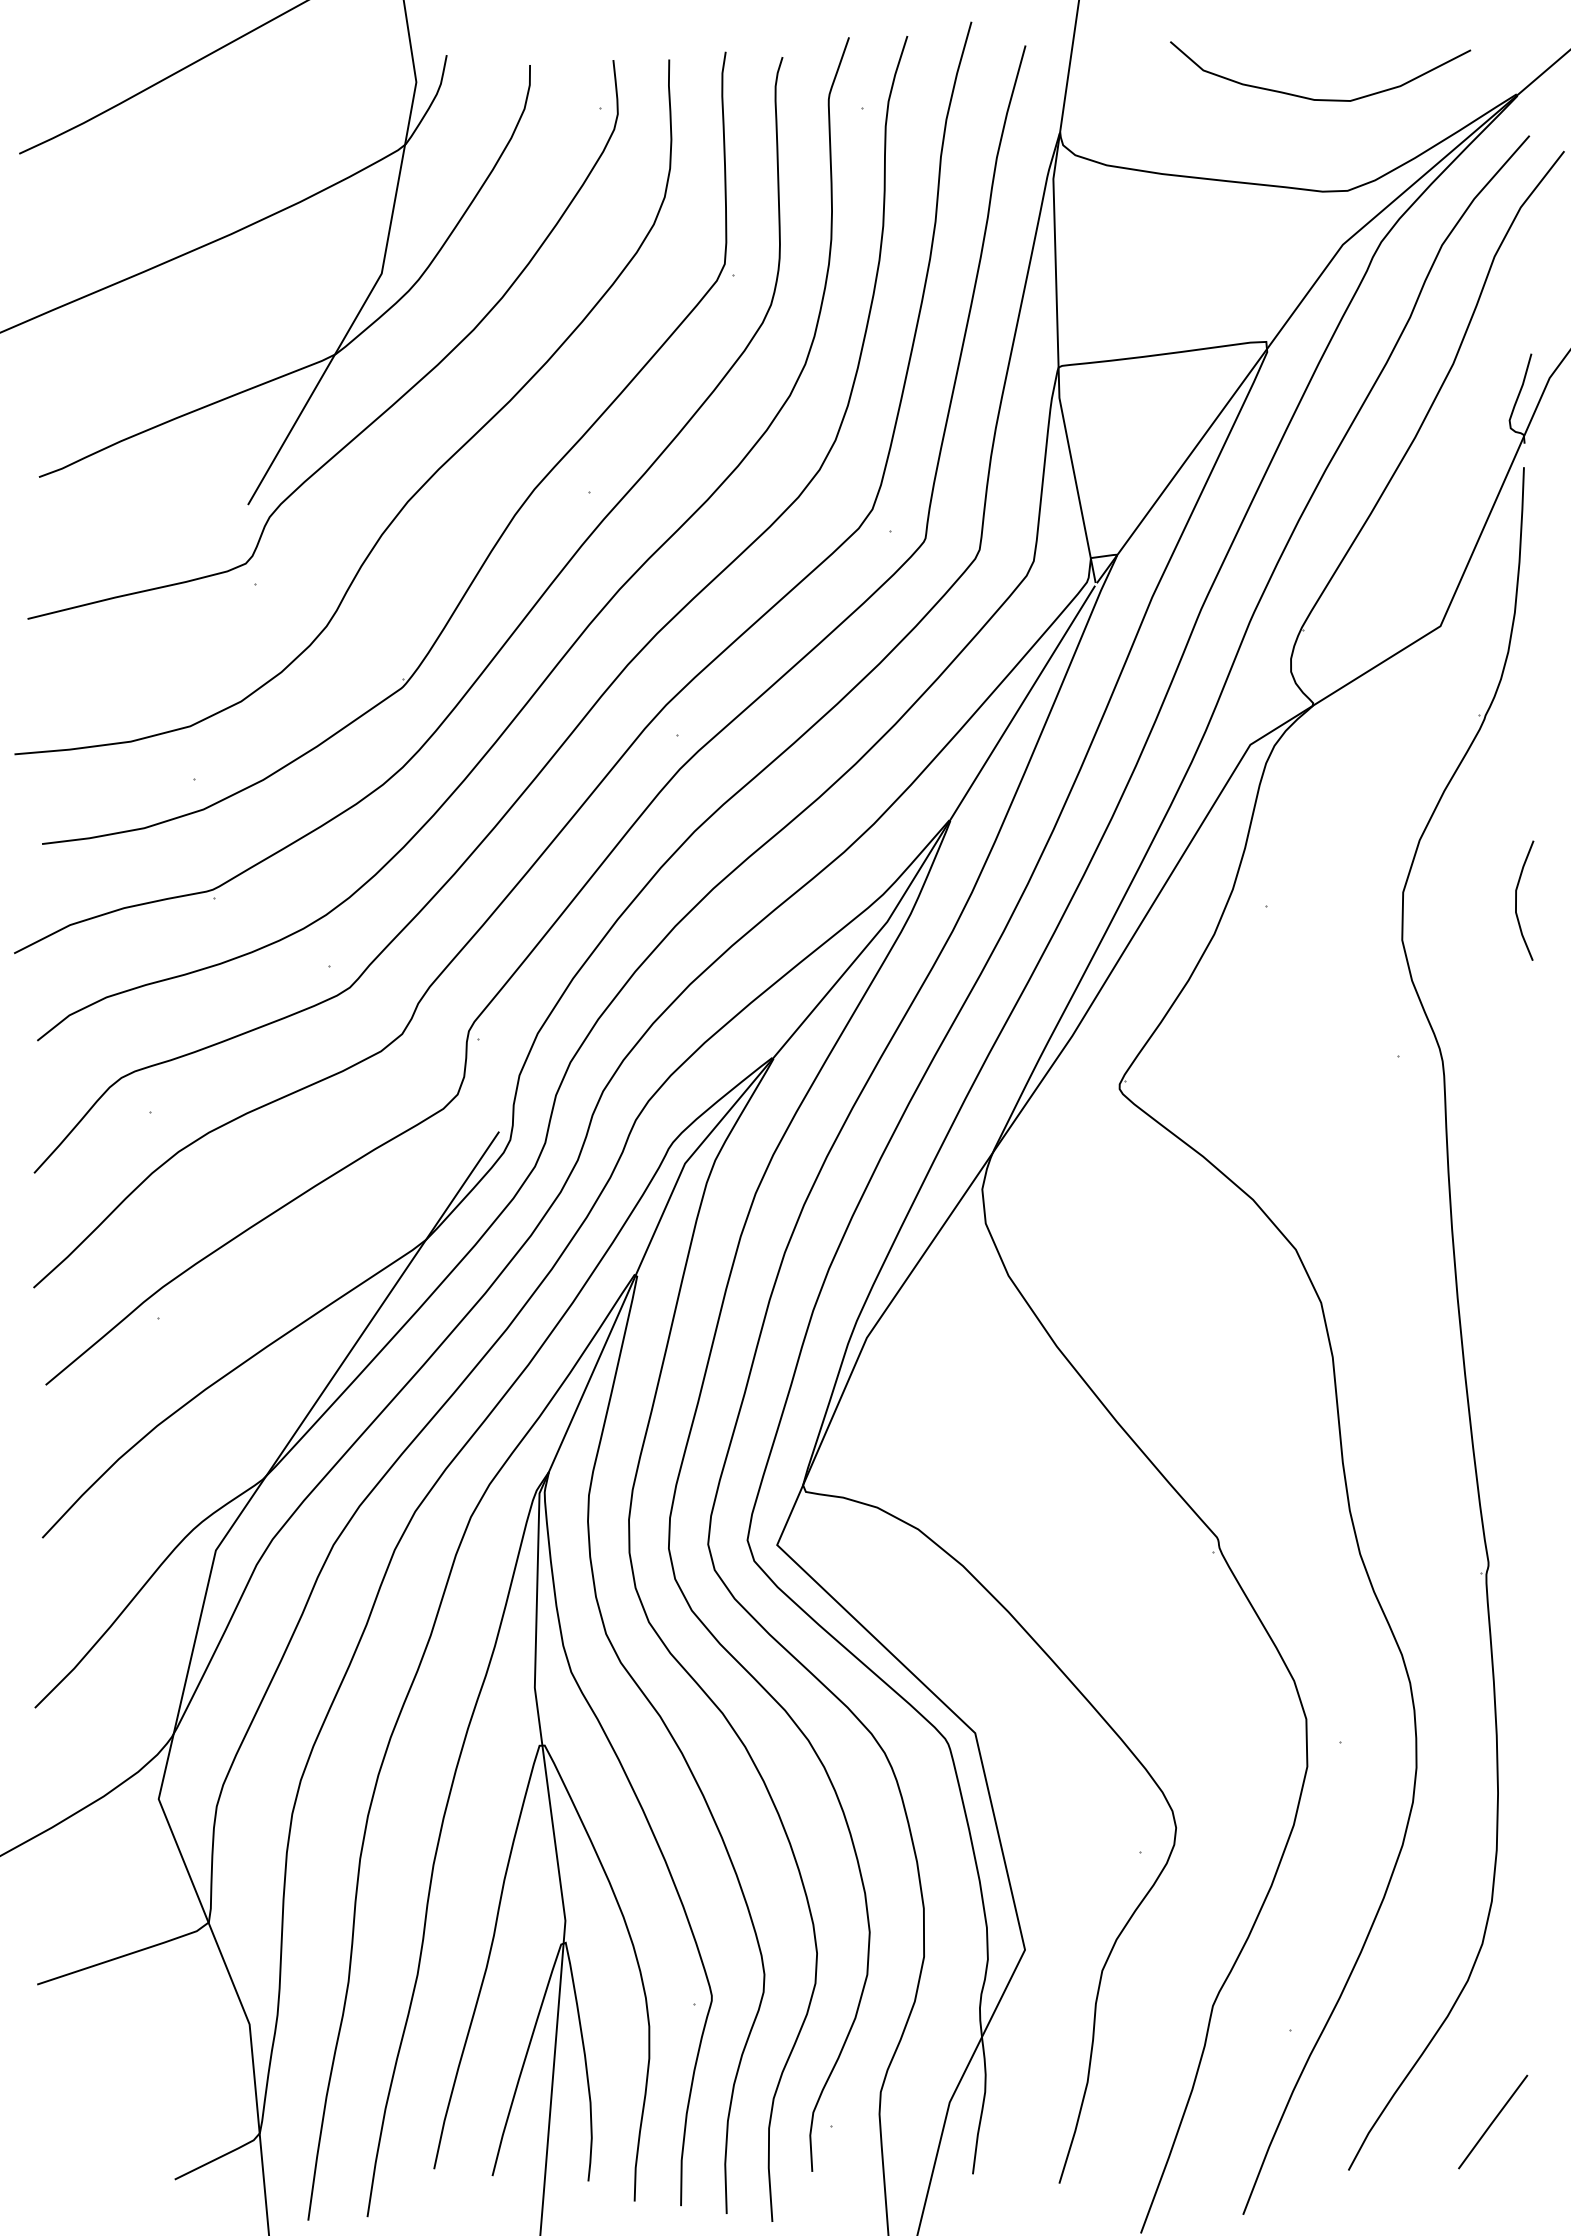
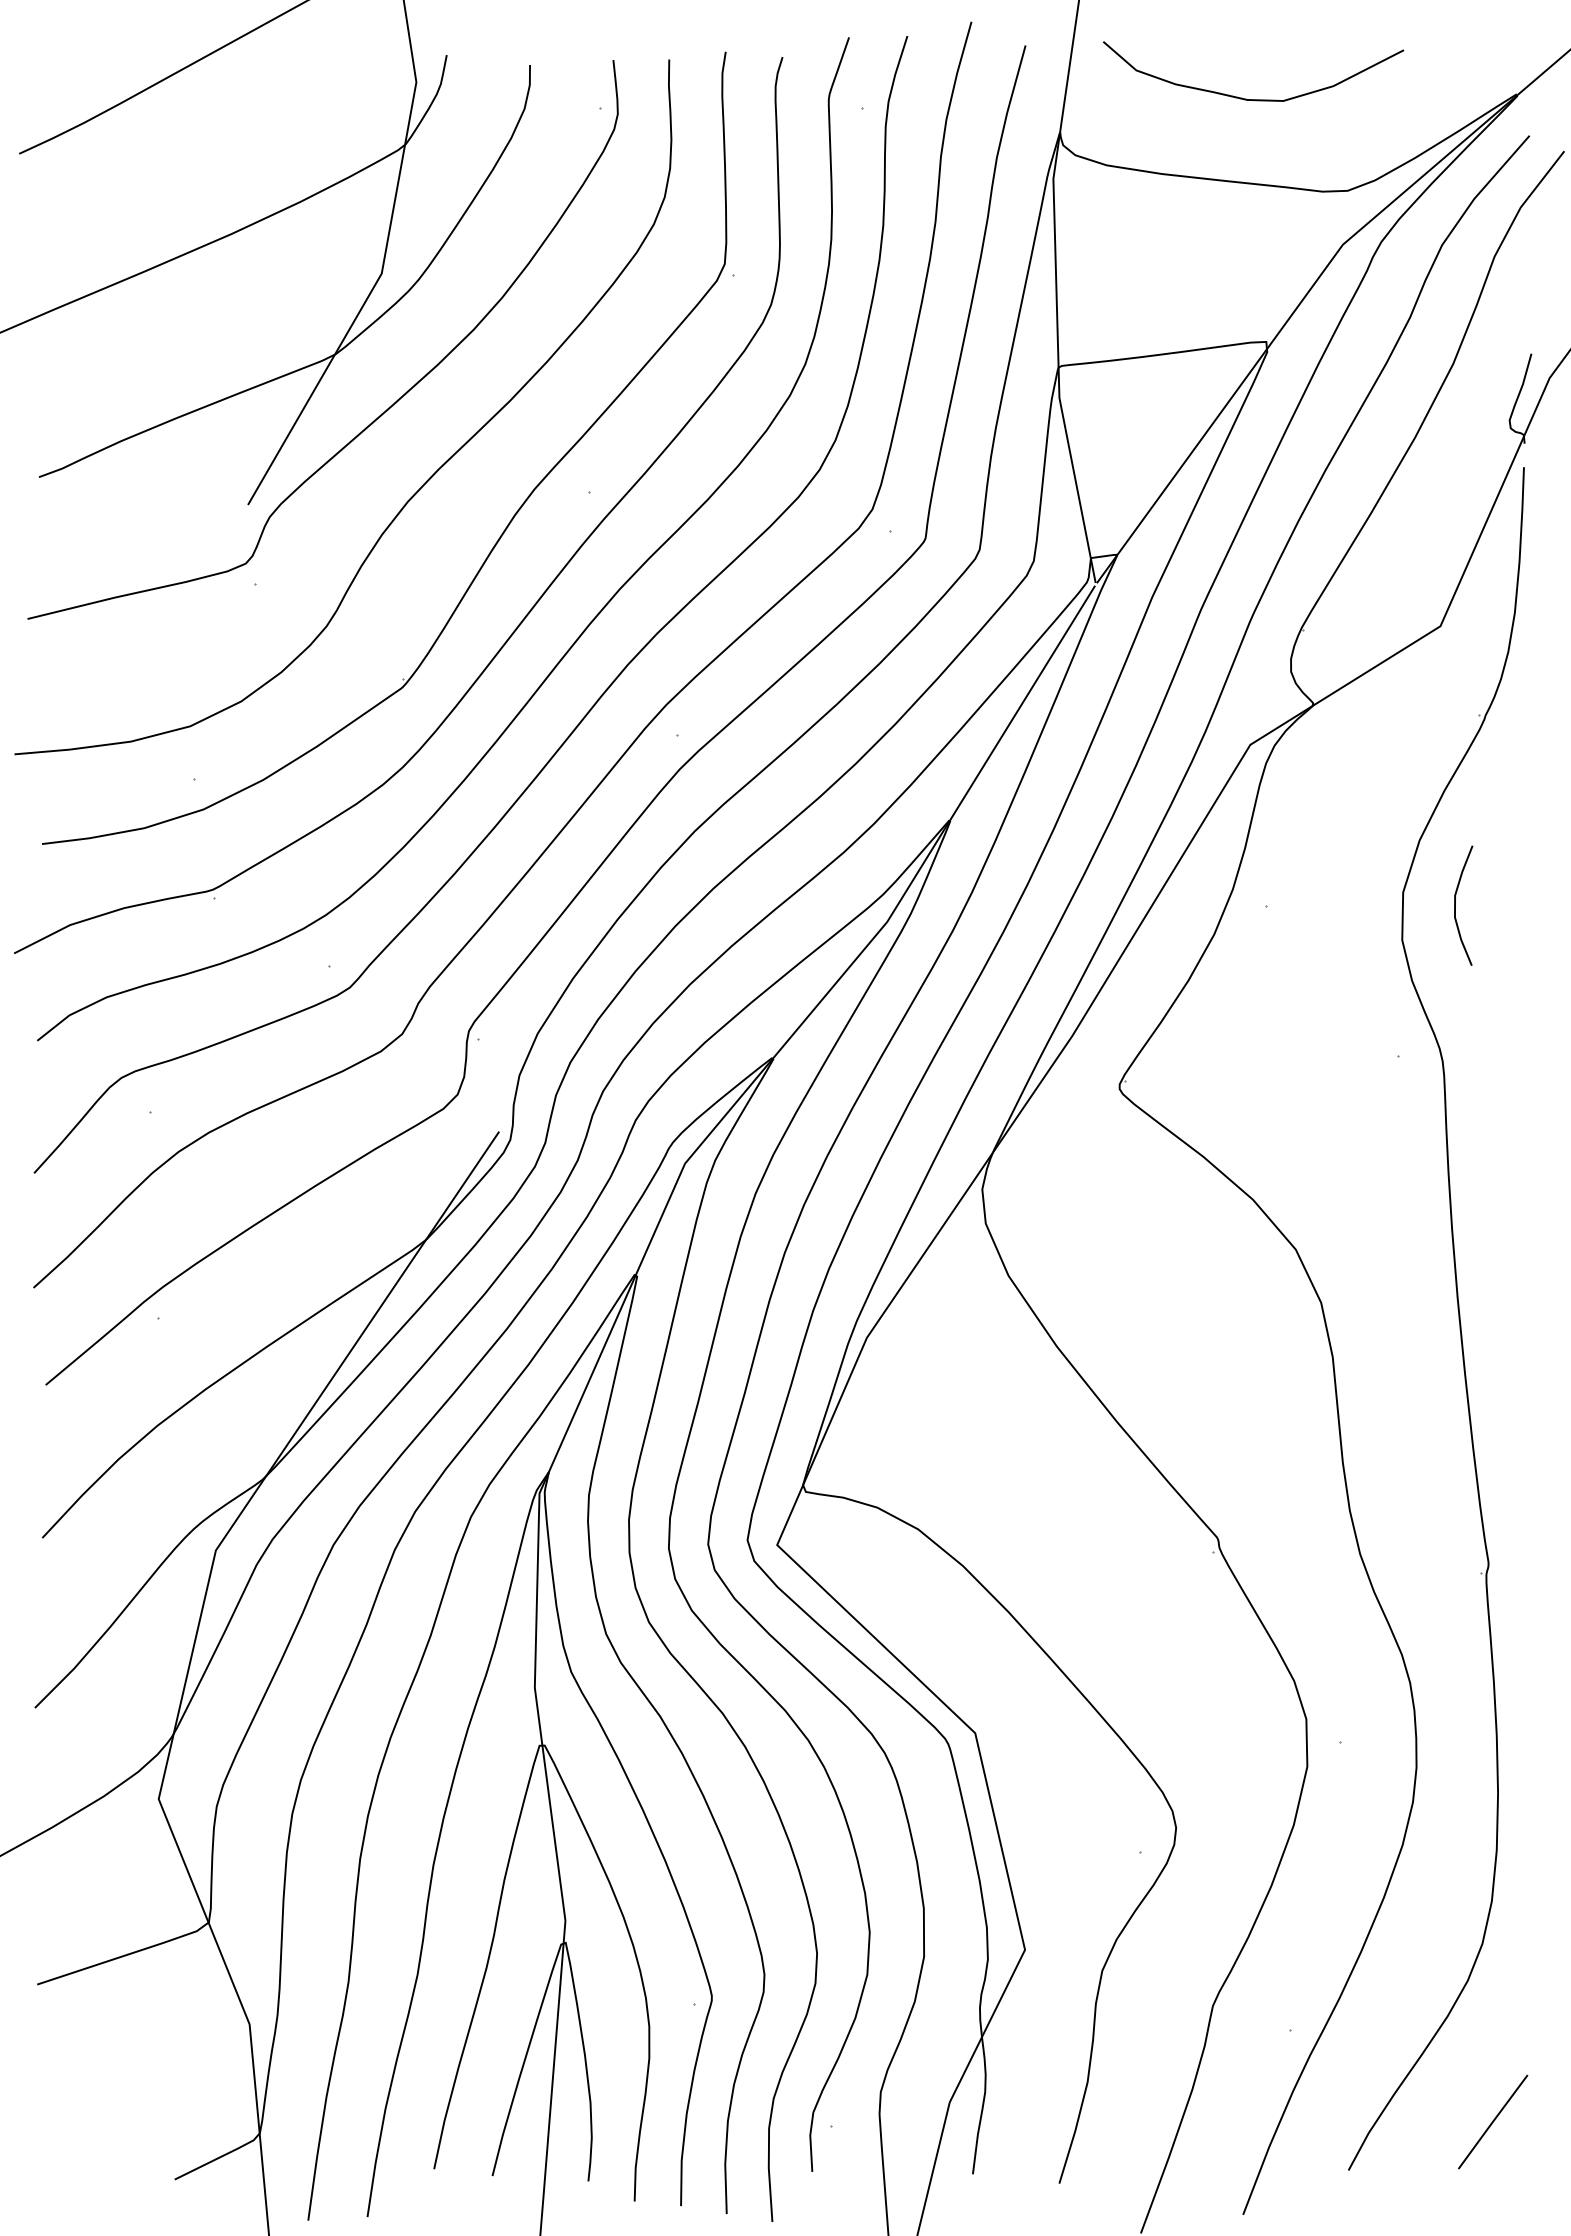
curve position: (1313, 98) -> (1246, 98) (1246, 98)
curve position: (1516, 900) -> (1455, 905) (1455, 905)
